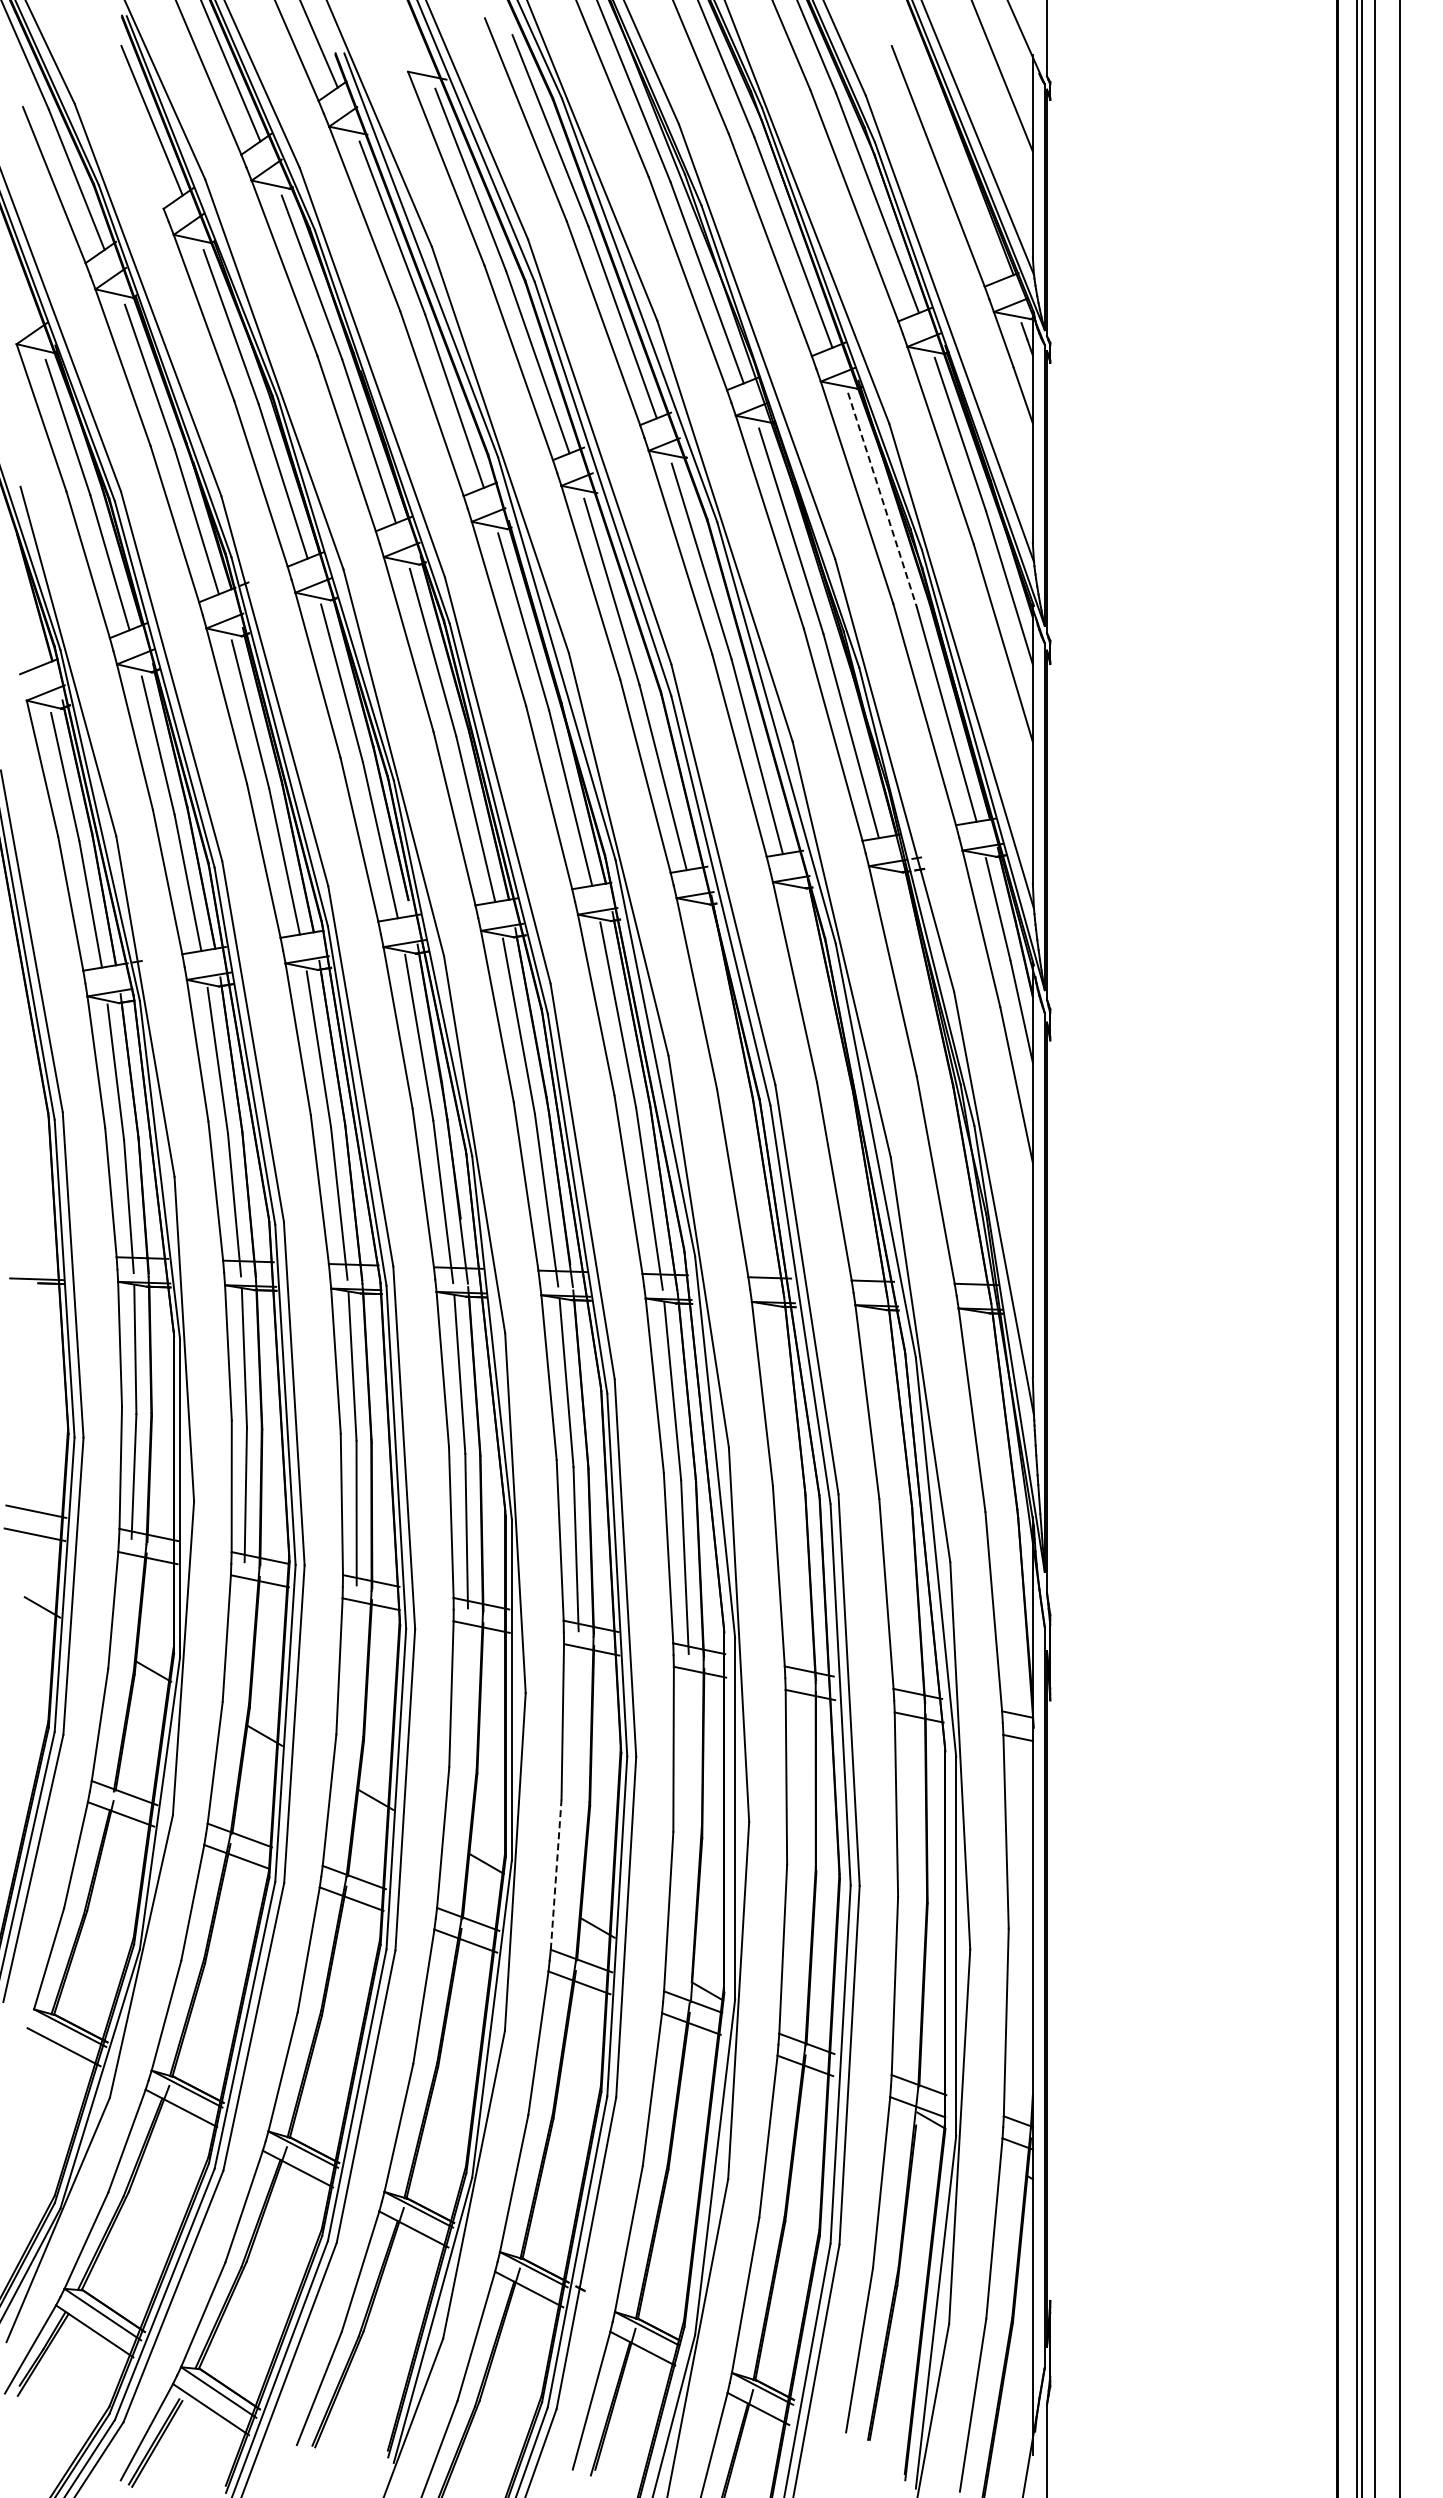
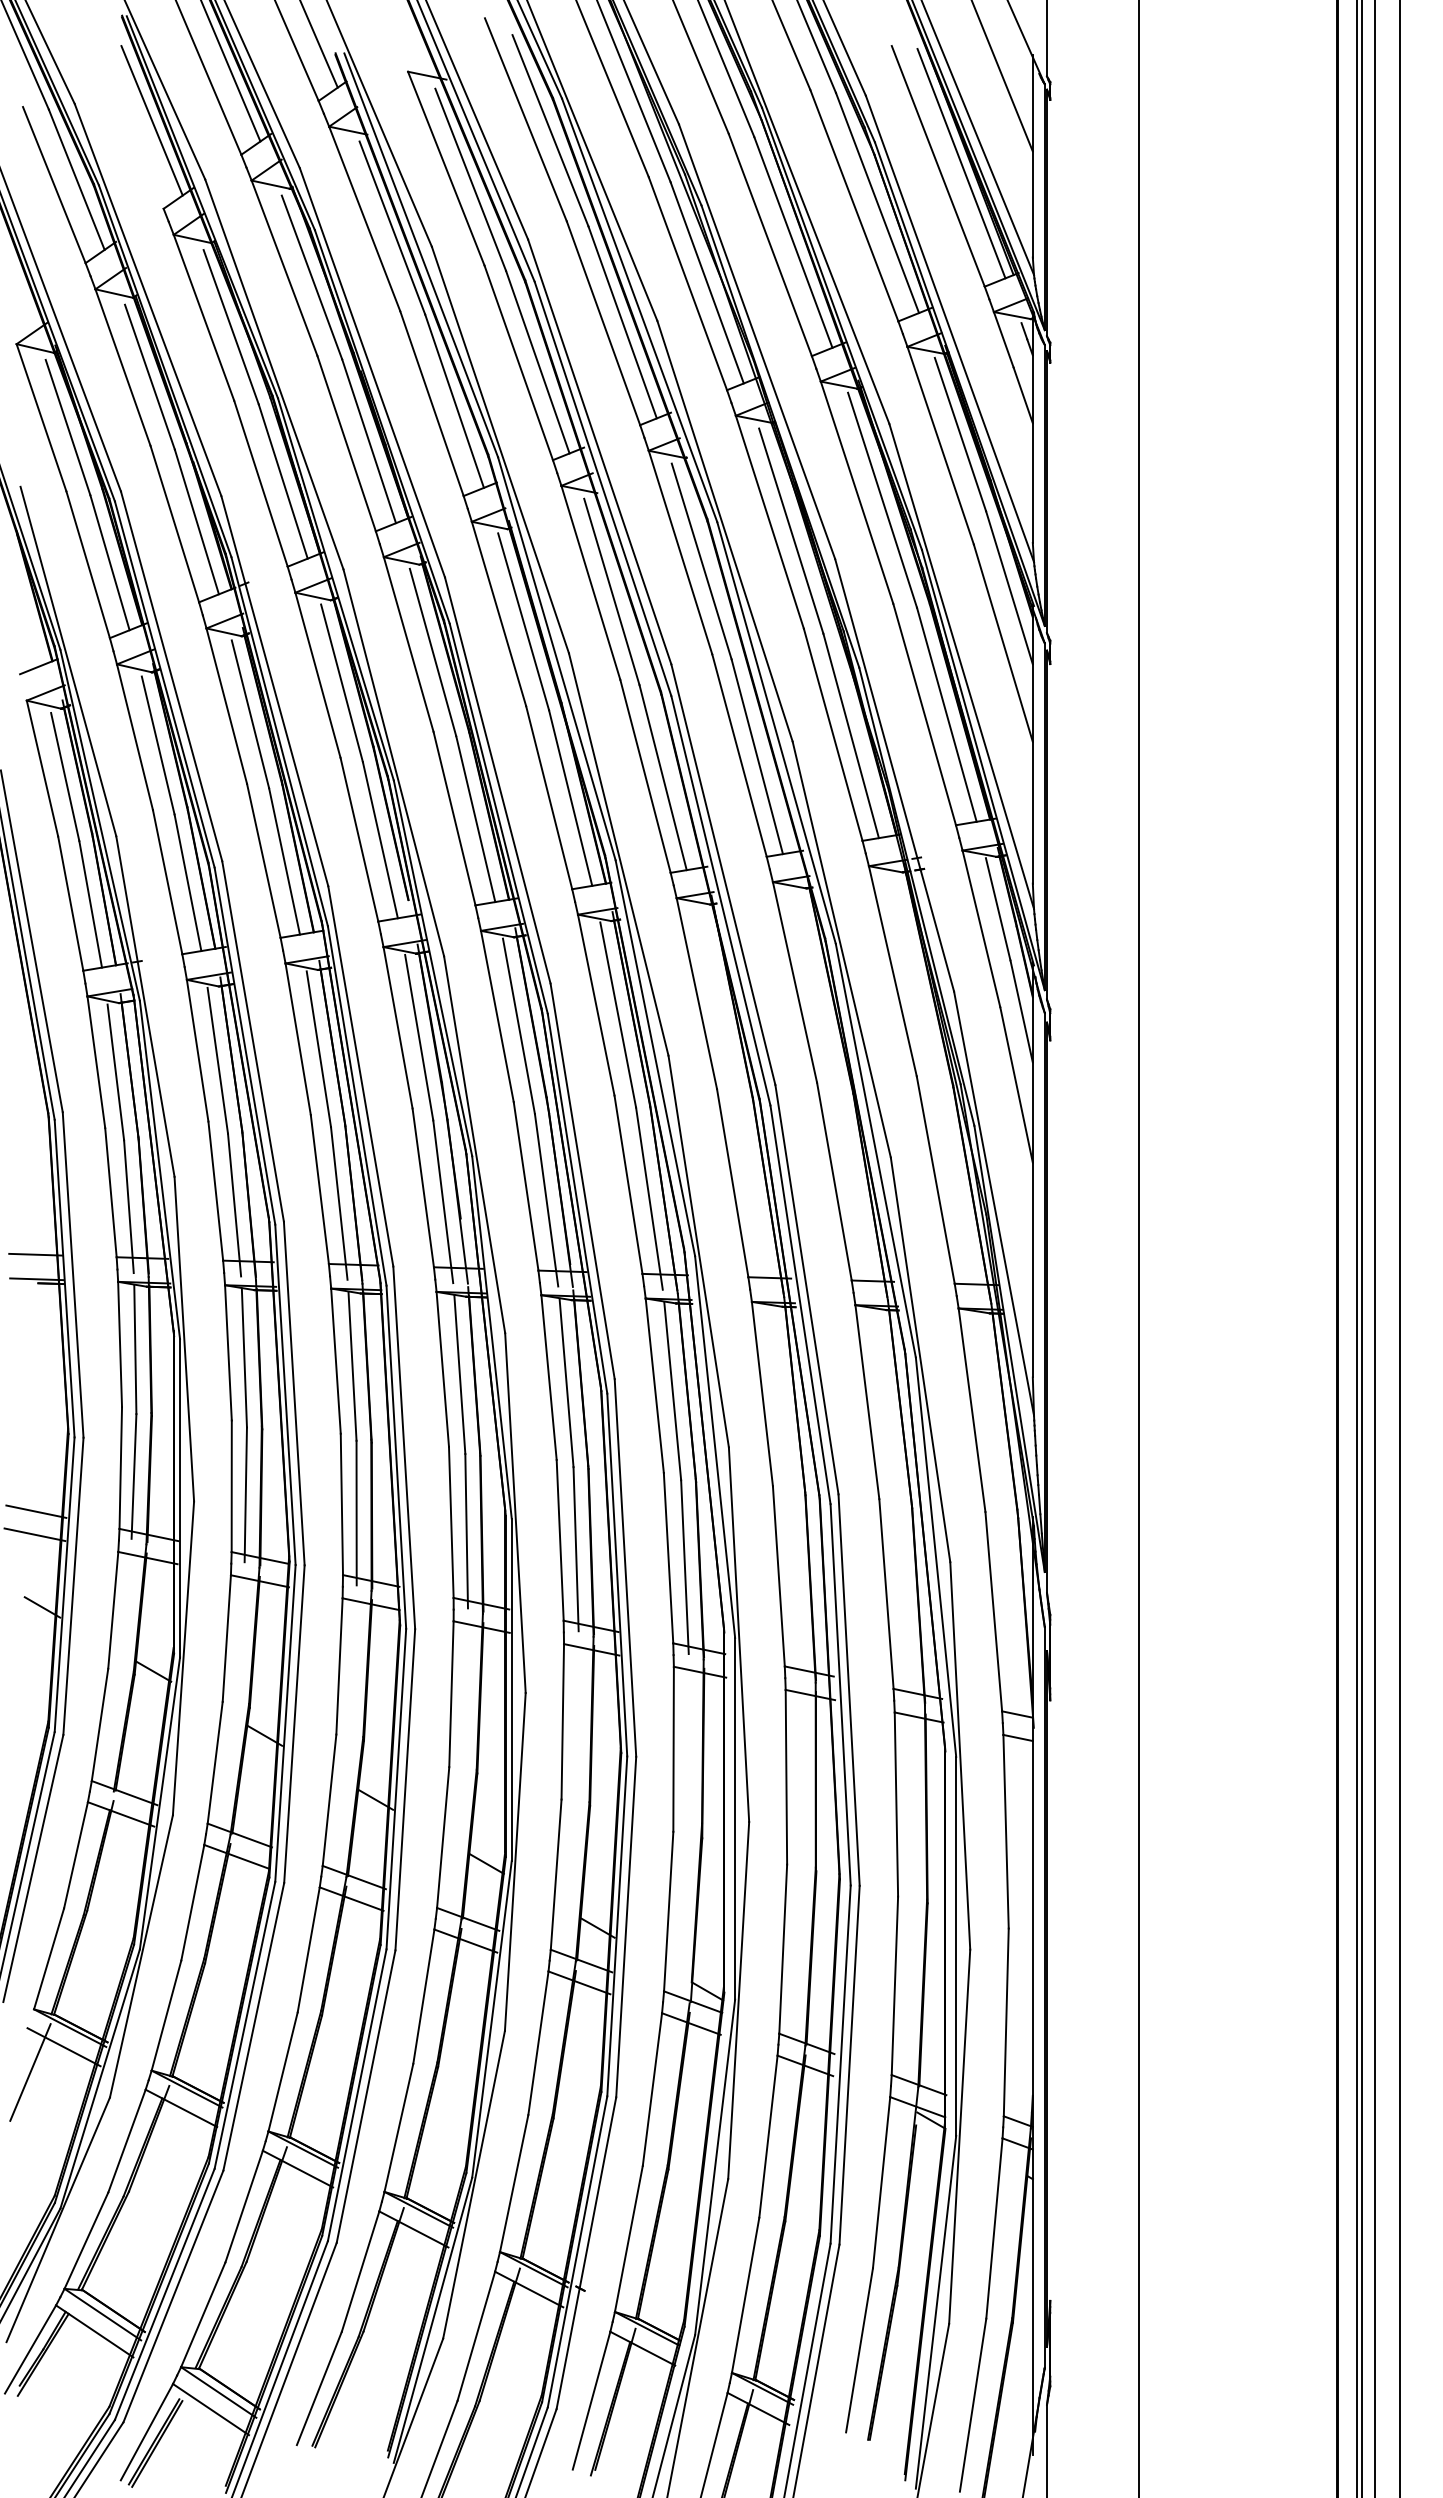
line: none -> present (961, 163)
line: dashed -> solid (882, 500)
line: none -> present (1138, 1248)
line: none -> present (35, 1254)
line: dashed -> solid (556, 1874)
line: none -> present (30, 2072)
